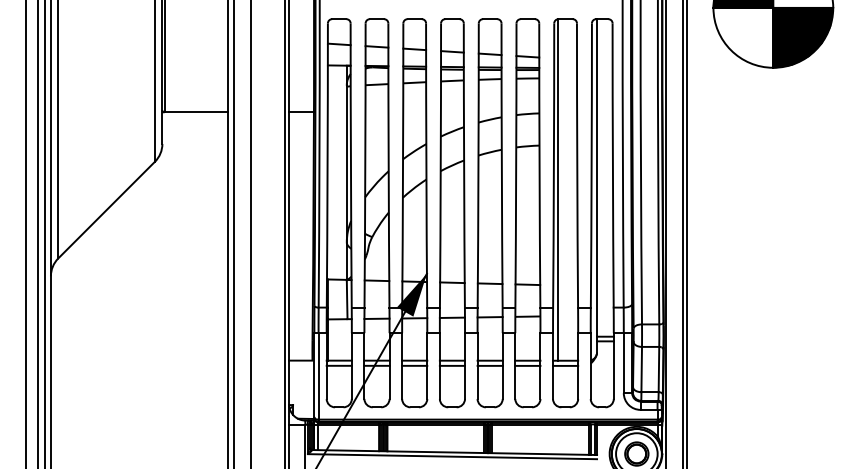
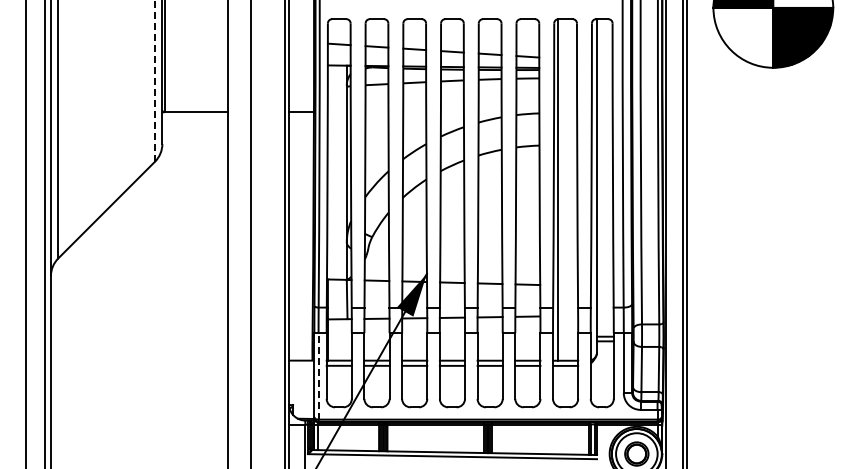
line: solid -> dashed (155, 80)
line: present -> none (38, 233)
line: present -> none (234, 233)
line: solid -> dashed (318, 375)
